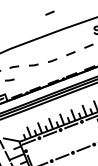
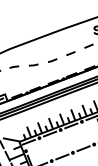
line: present -> none (49, 12)
line: present -> none (9, 79)
